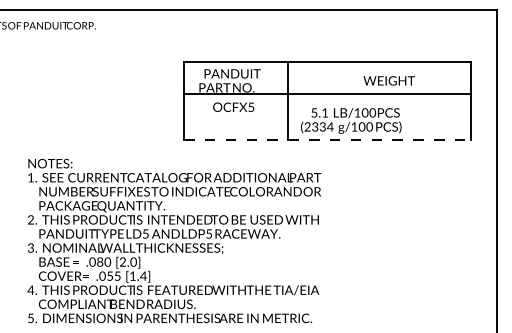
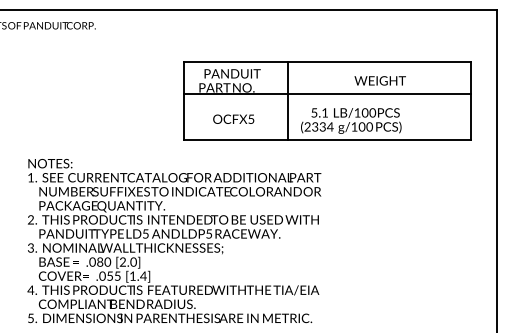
text position: (388, 80) -> (379, 80) (379, 80)
text position: (233, 106) -> (233, 118) (233, 118)
line: dashed -> solid (327, 139)
